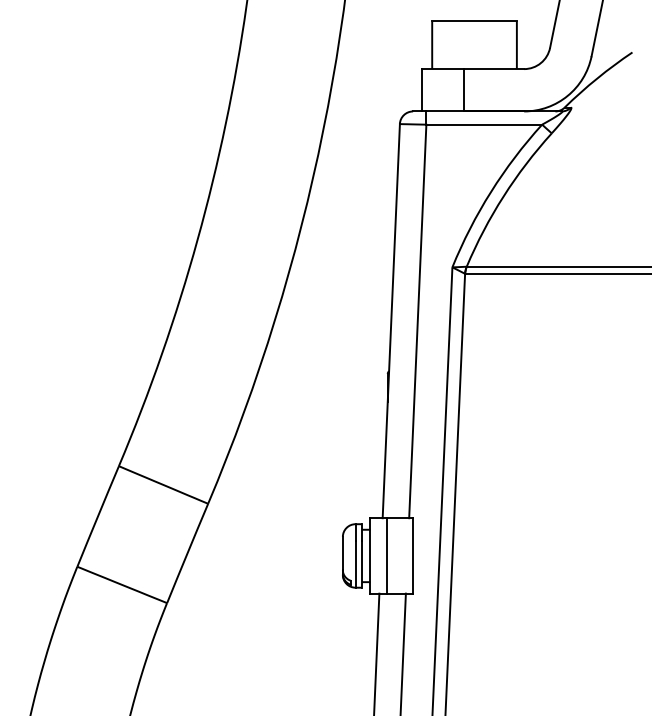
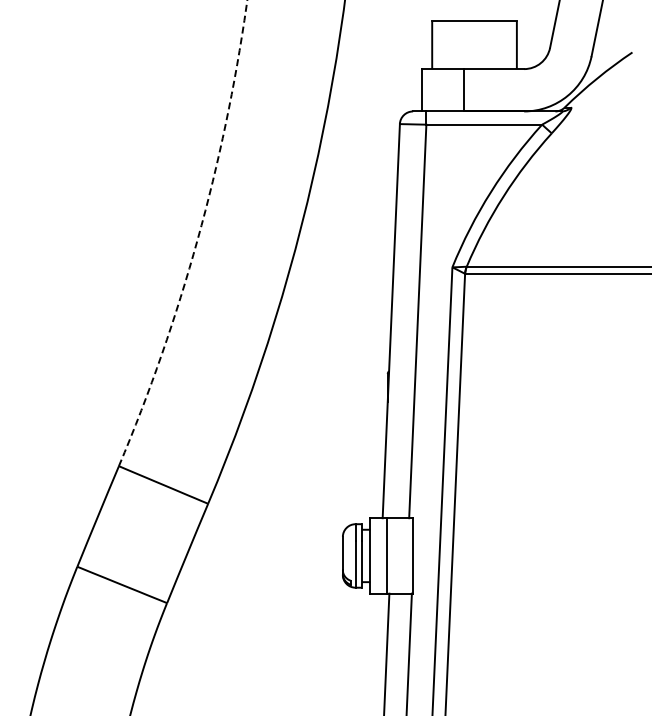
arc: solid -> dashed (198, 237)
line position: (376, 652) -> (386, 652) (386, 652)
line position: (402, 652) -> (408, 652) (408, 652)
